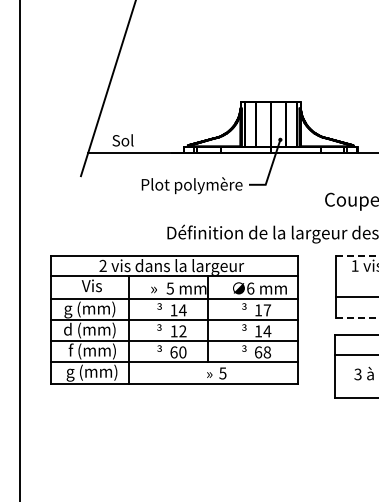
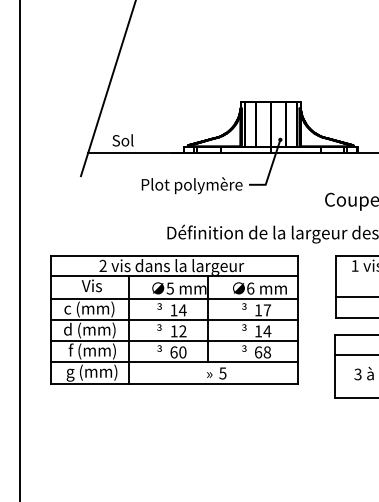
line: dashed -> solid (357, 255)
text: » -> ∅ (157, 288)
text: g (mm) -> c (mm) (89, 309)
line: dashed -> solid (357, 318)
